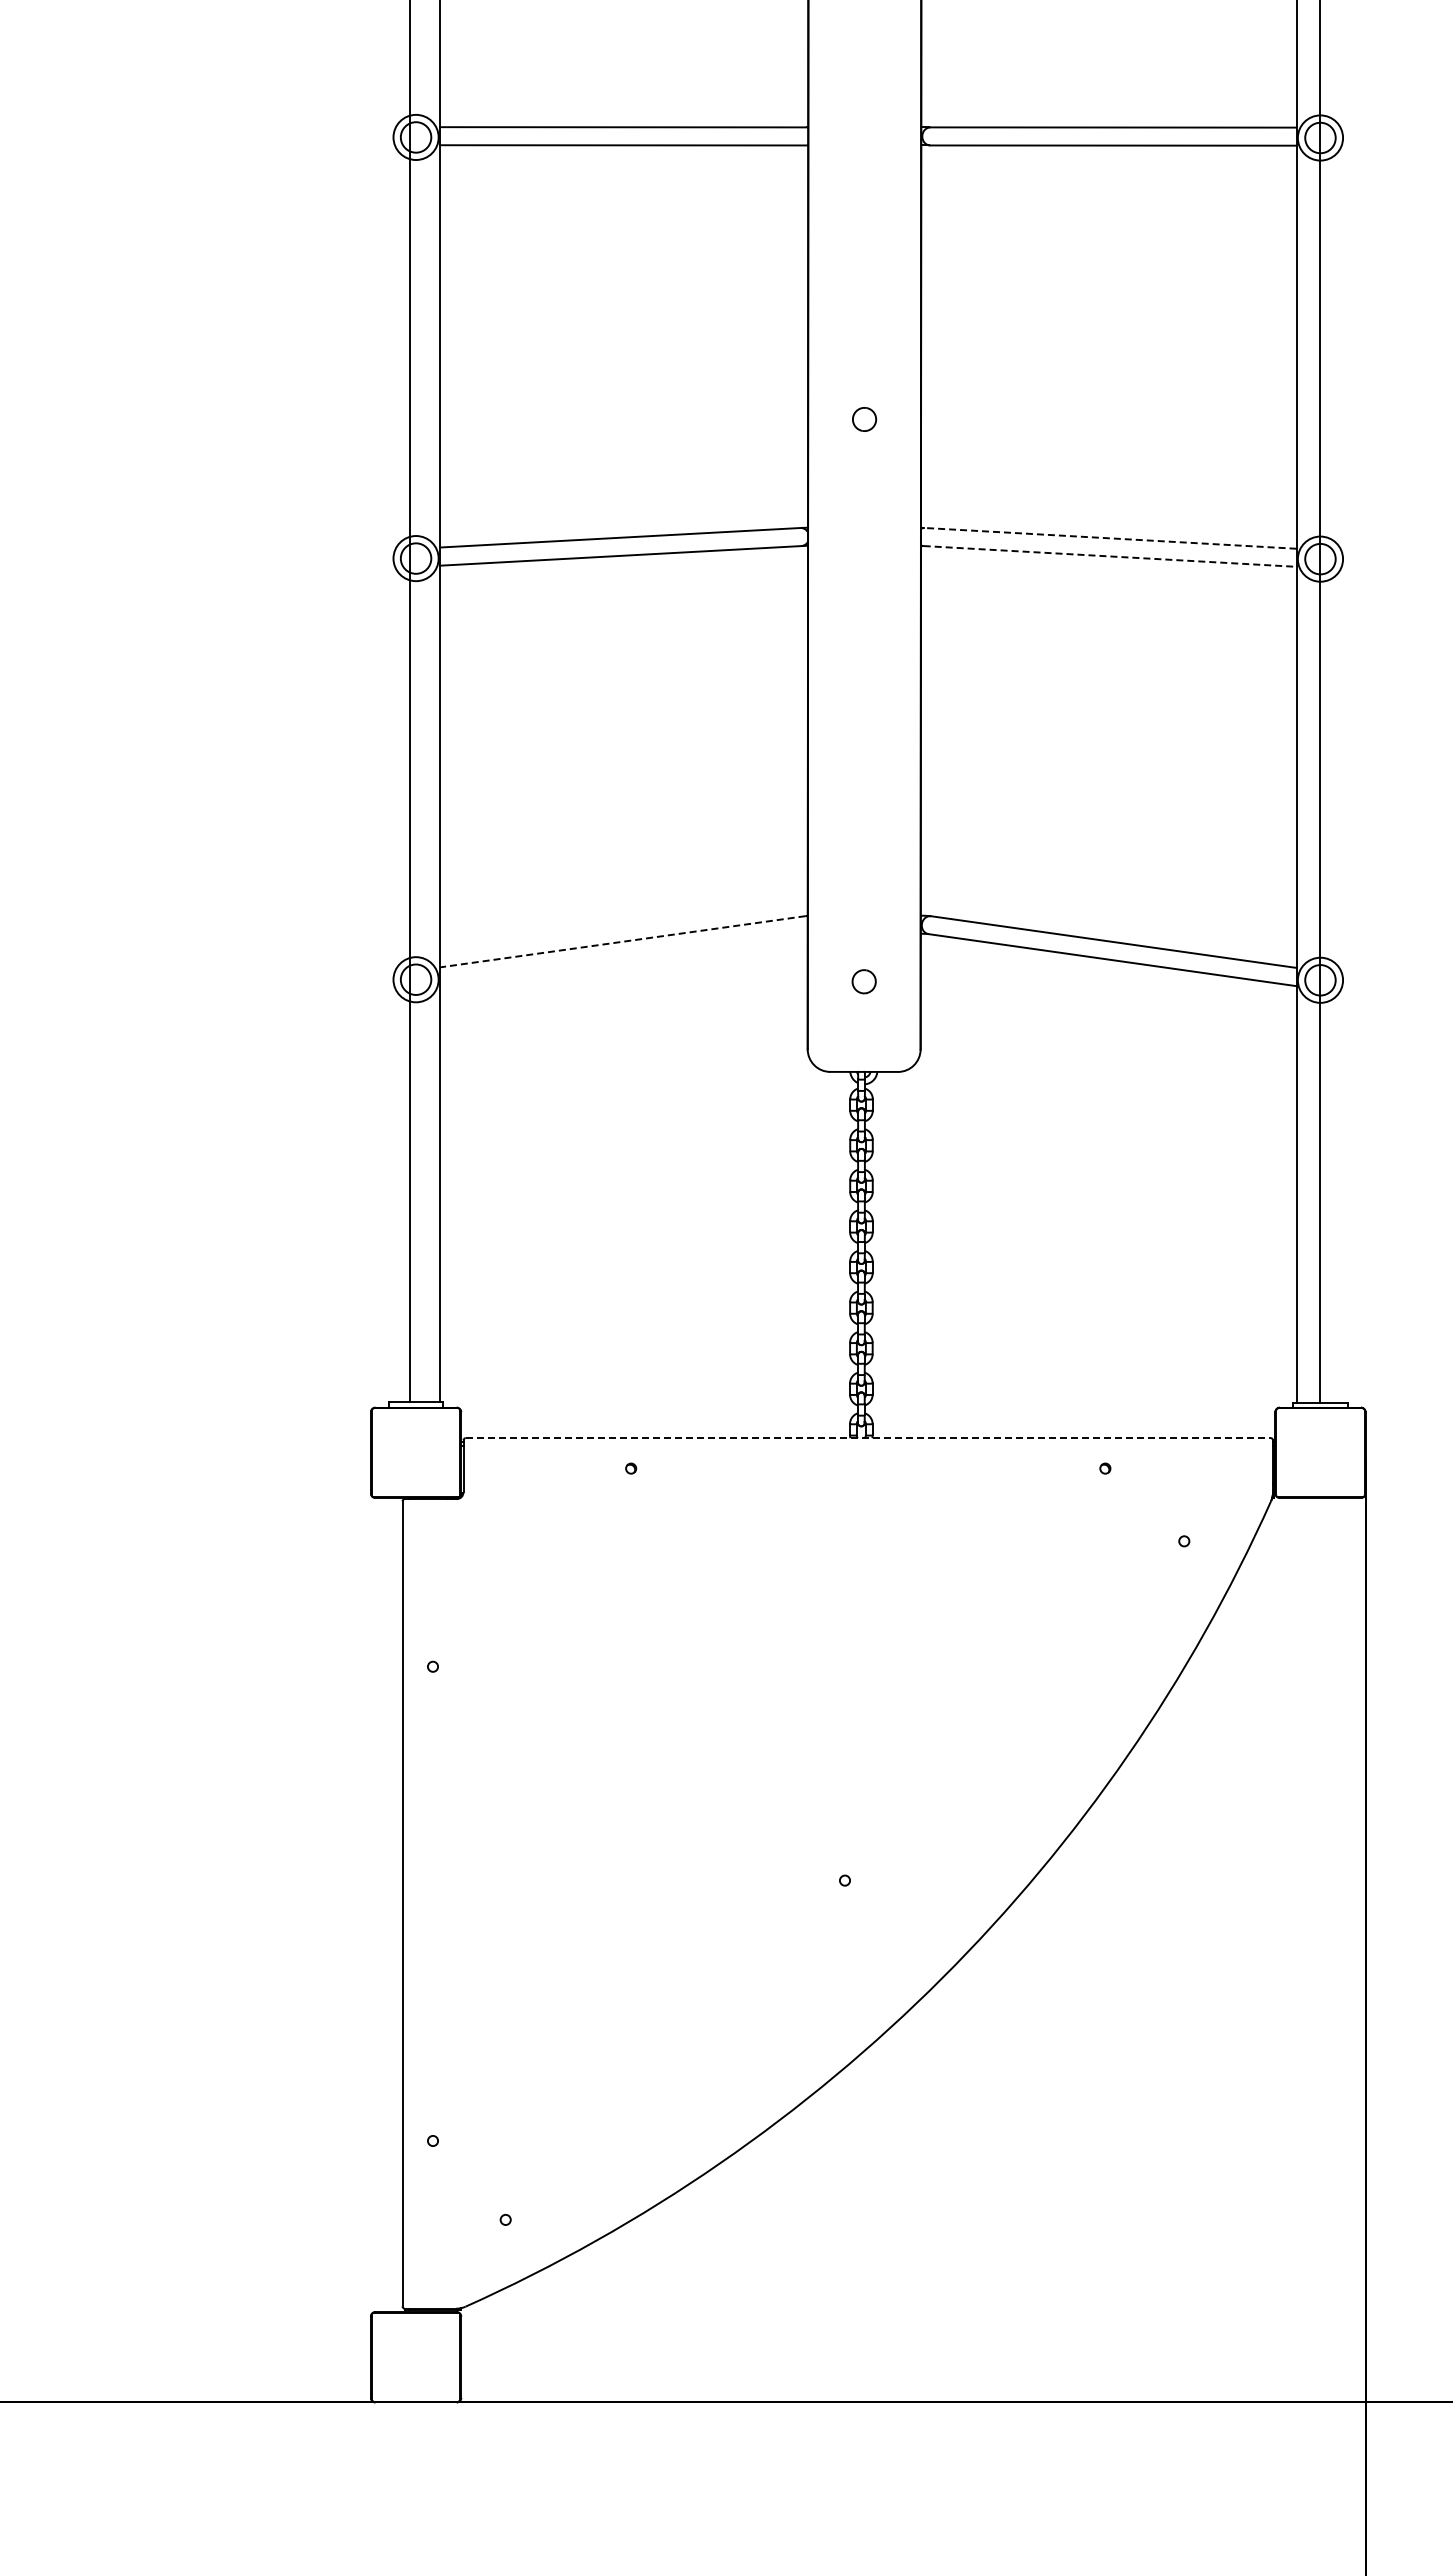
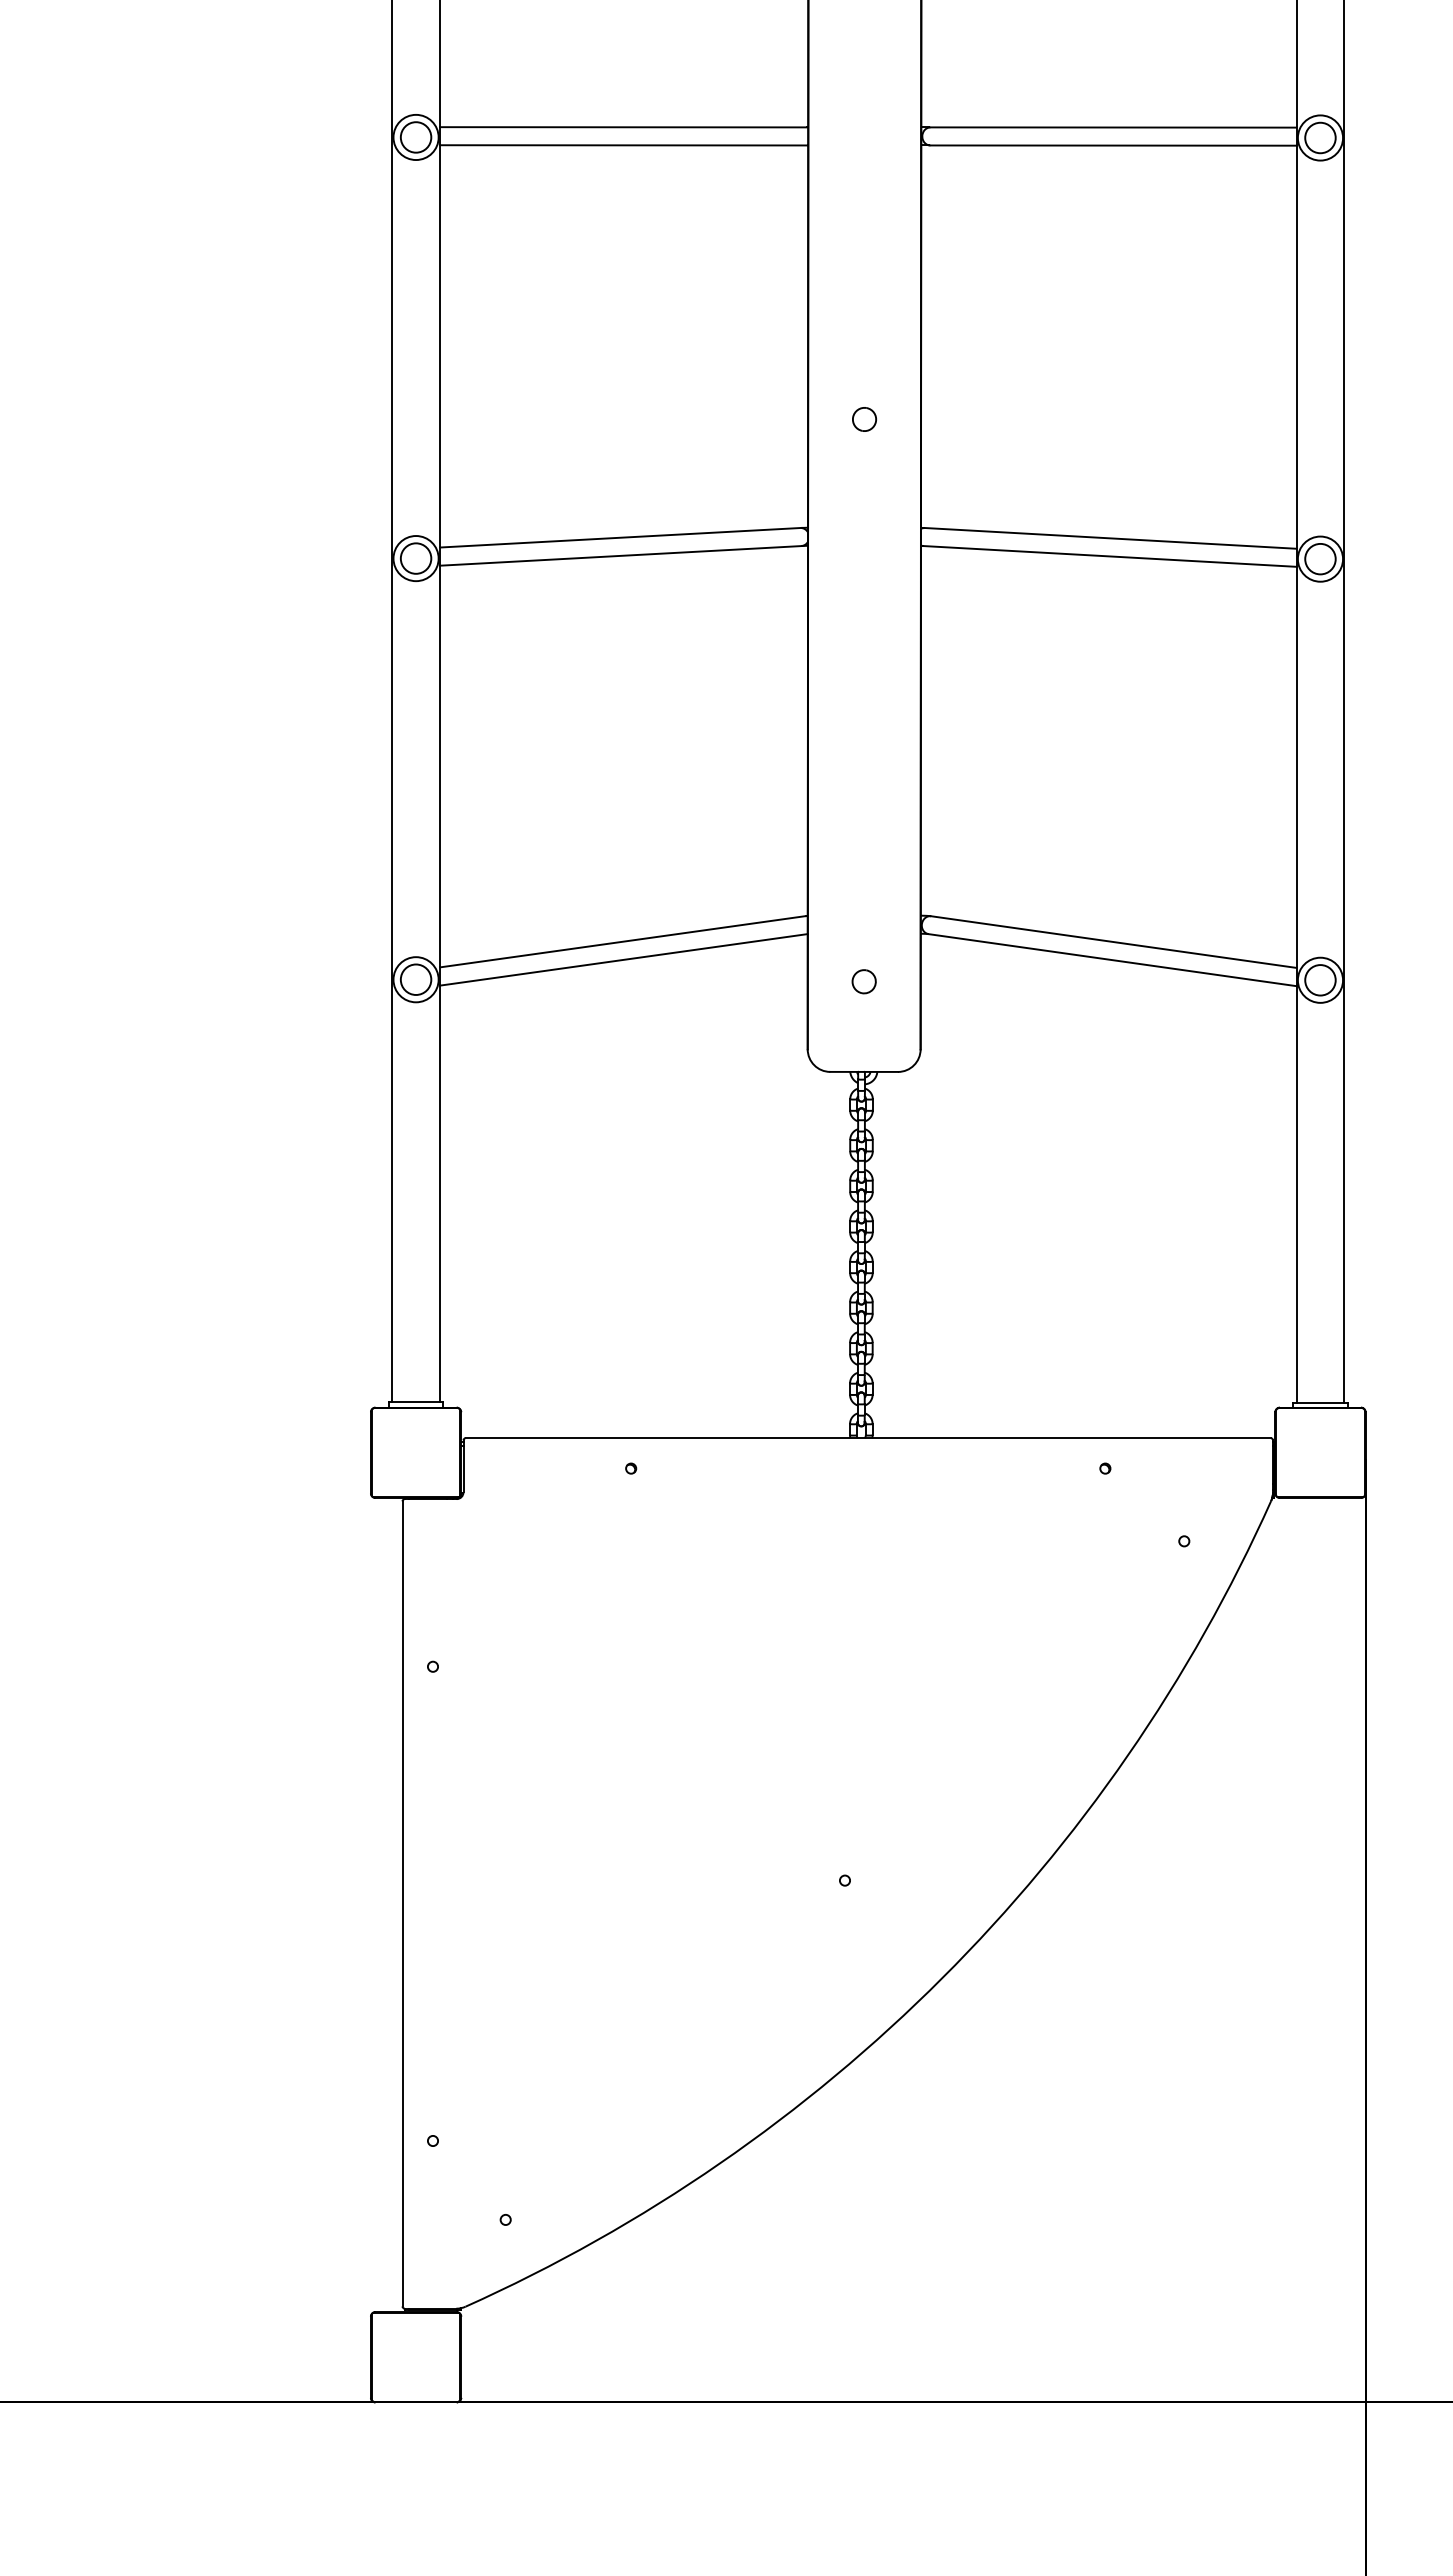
line: dashed -> solid (1110, 538)
line: dashed -> solid (1110, 556)
line position: (410, 702) -> (392, 702) (392, 702)
line position: (1320, 702) -> (1344, 702) (1344, 702)
line: dashed -> solid (622, 941)
line: none -> present (623, 959)
line: dashed -> solid (868, 1438)
